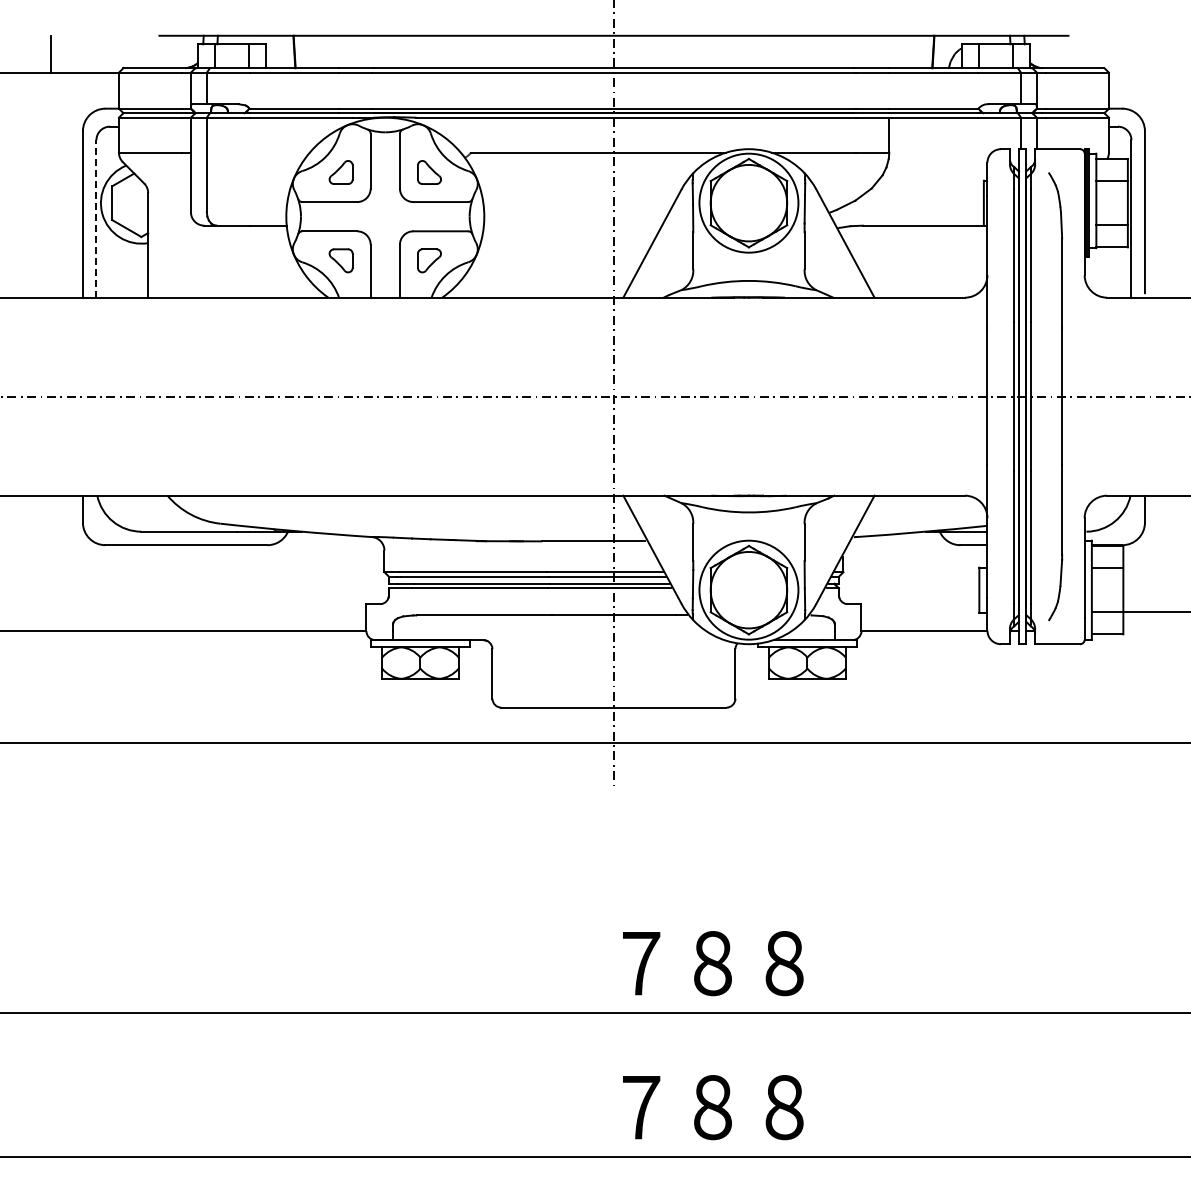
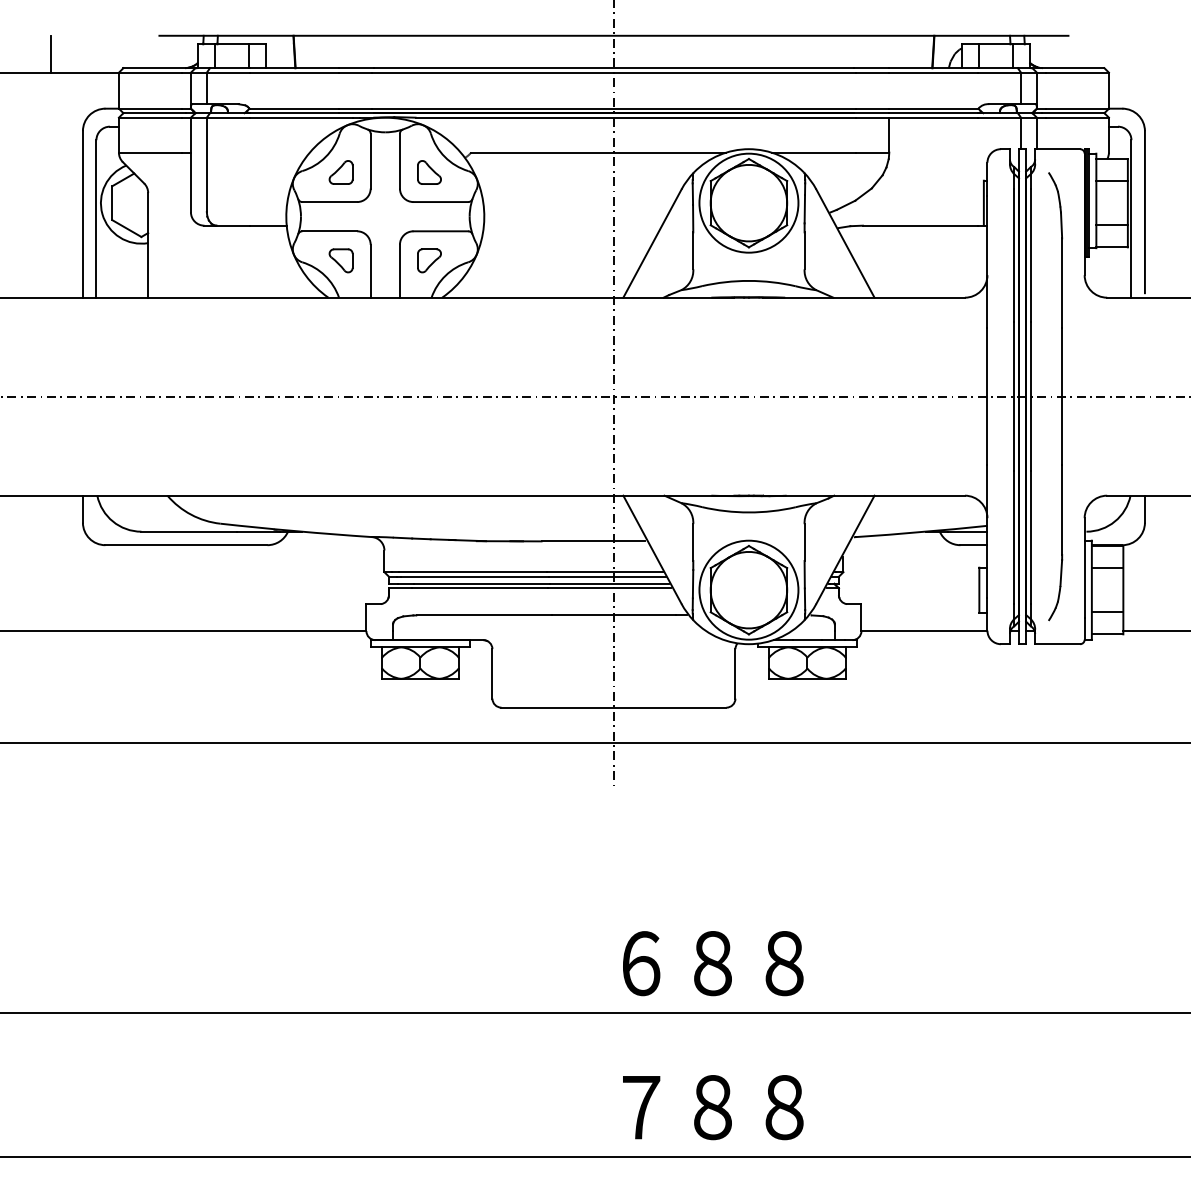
line: dashed -> solid (96, 218)
line position: (1155, 611) -> (1155, 630) (1155, 630)
text: ７８８ -> ６８８ (641, 963)
